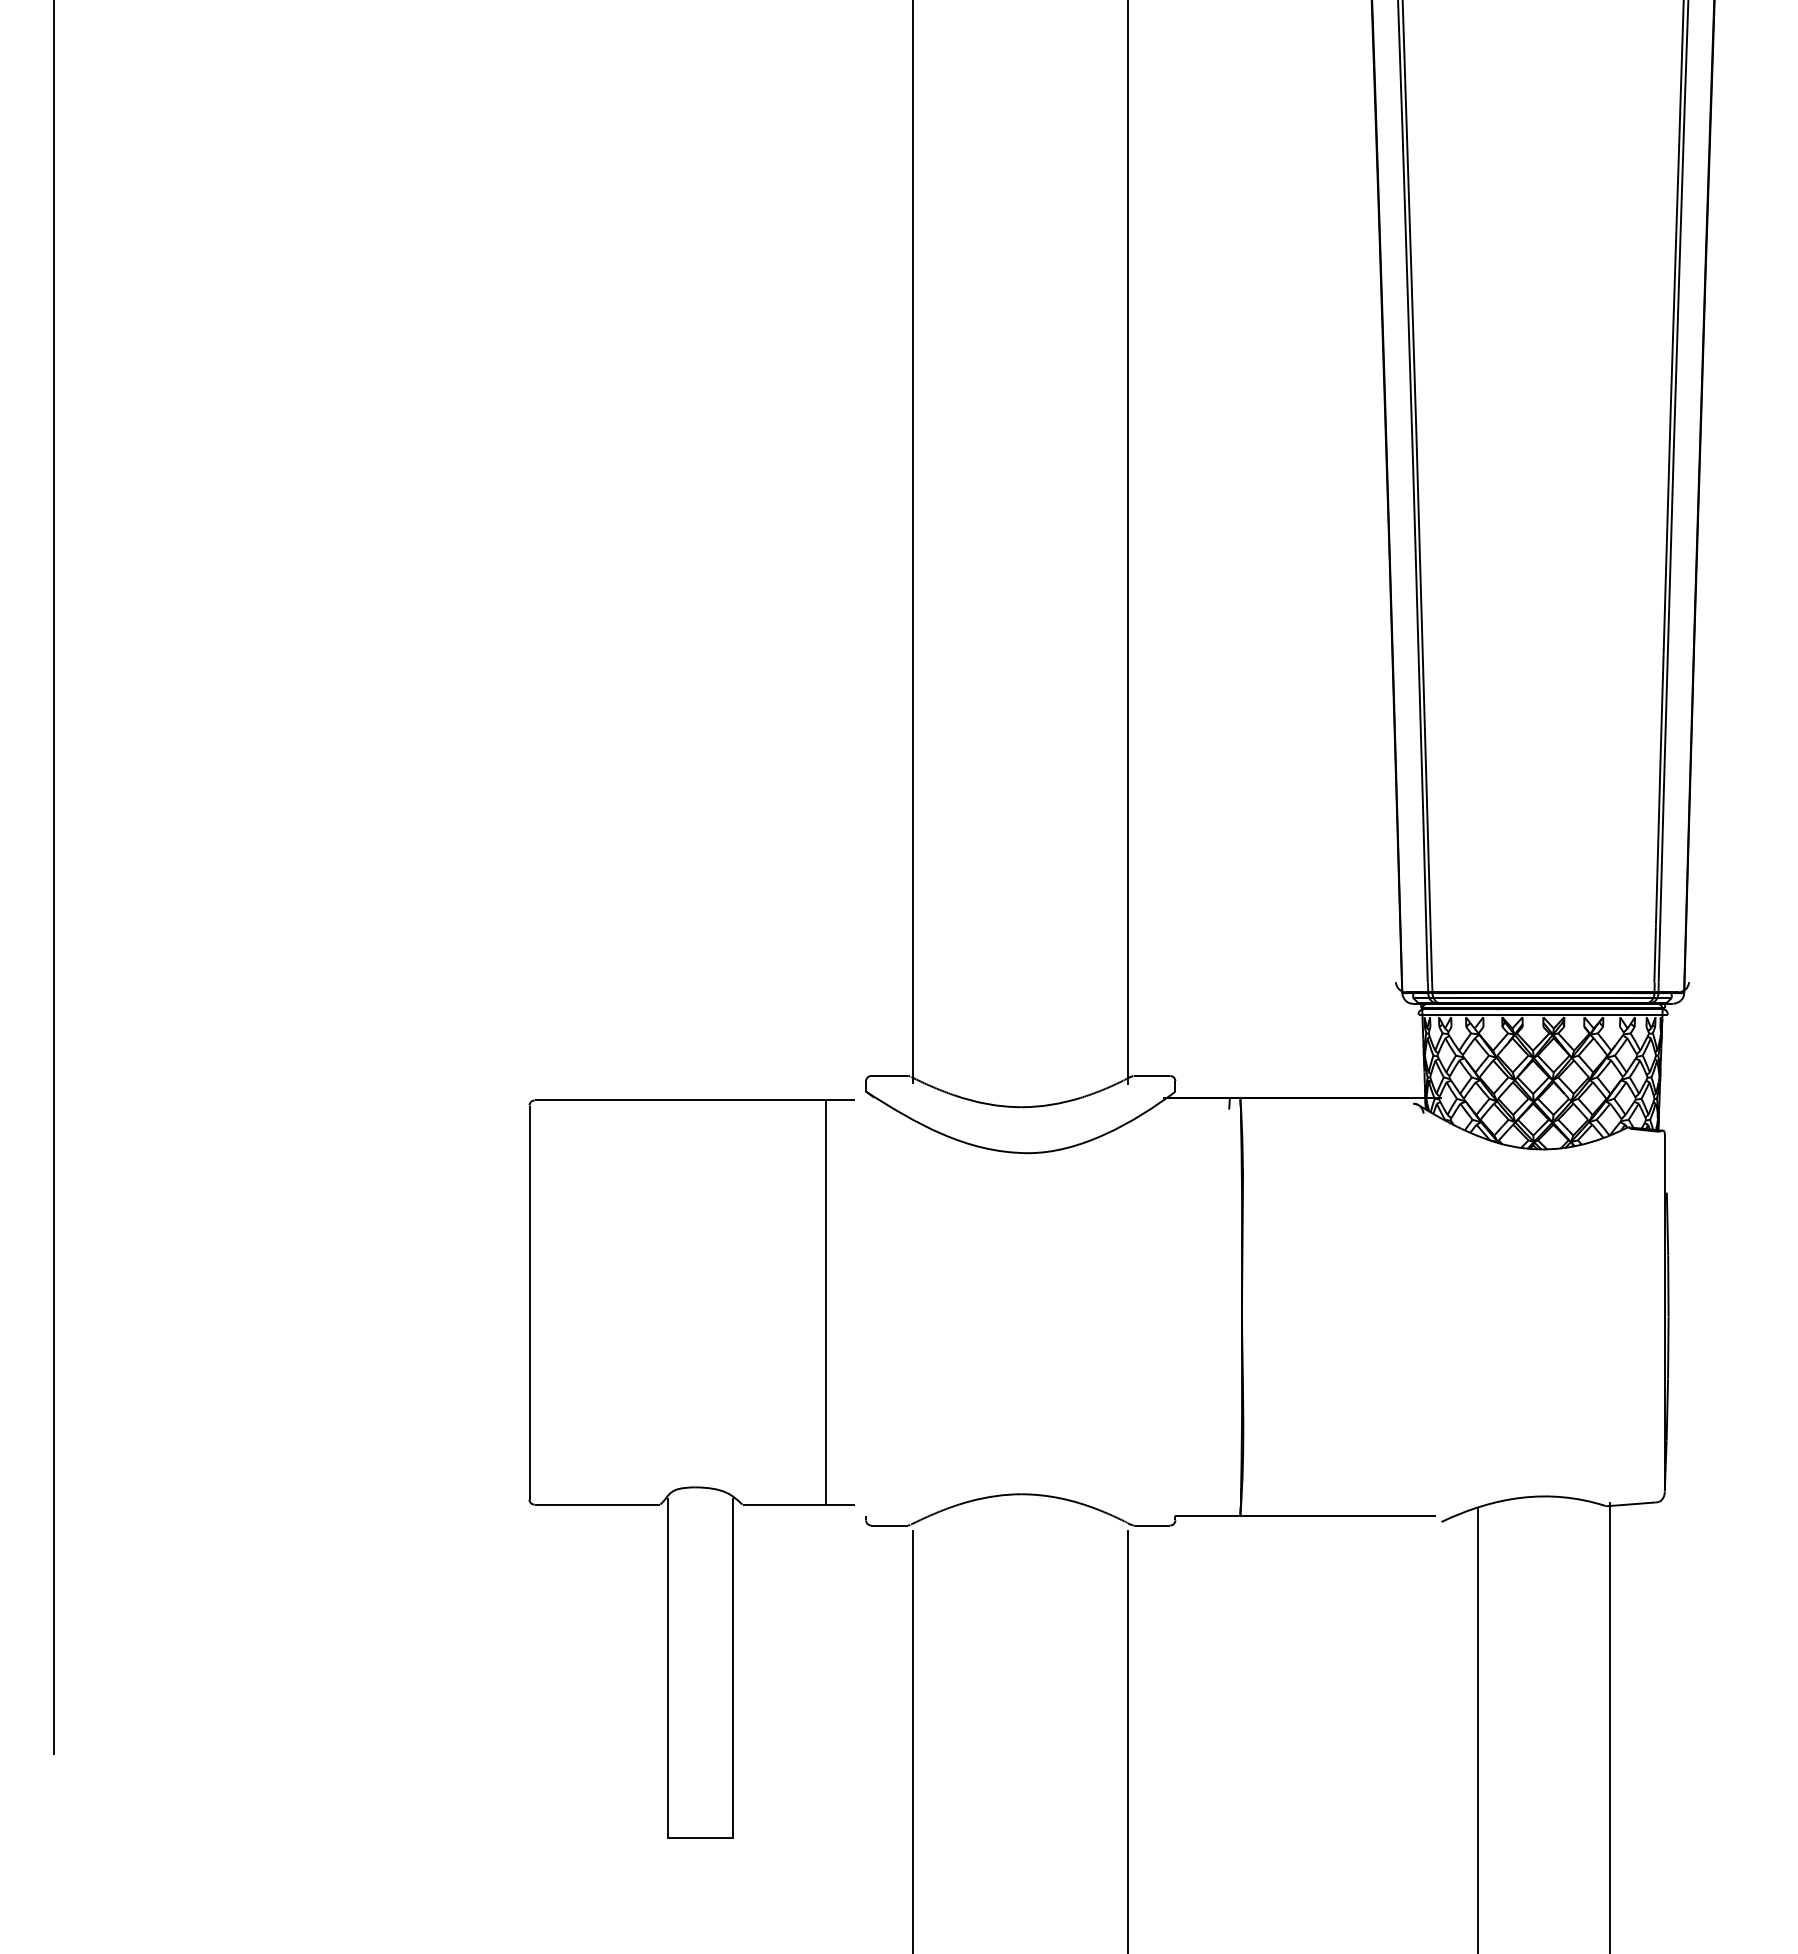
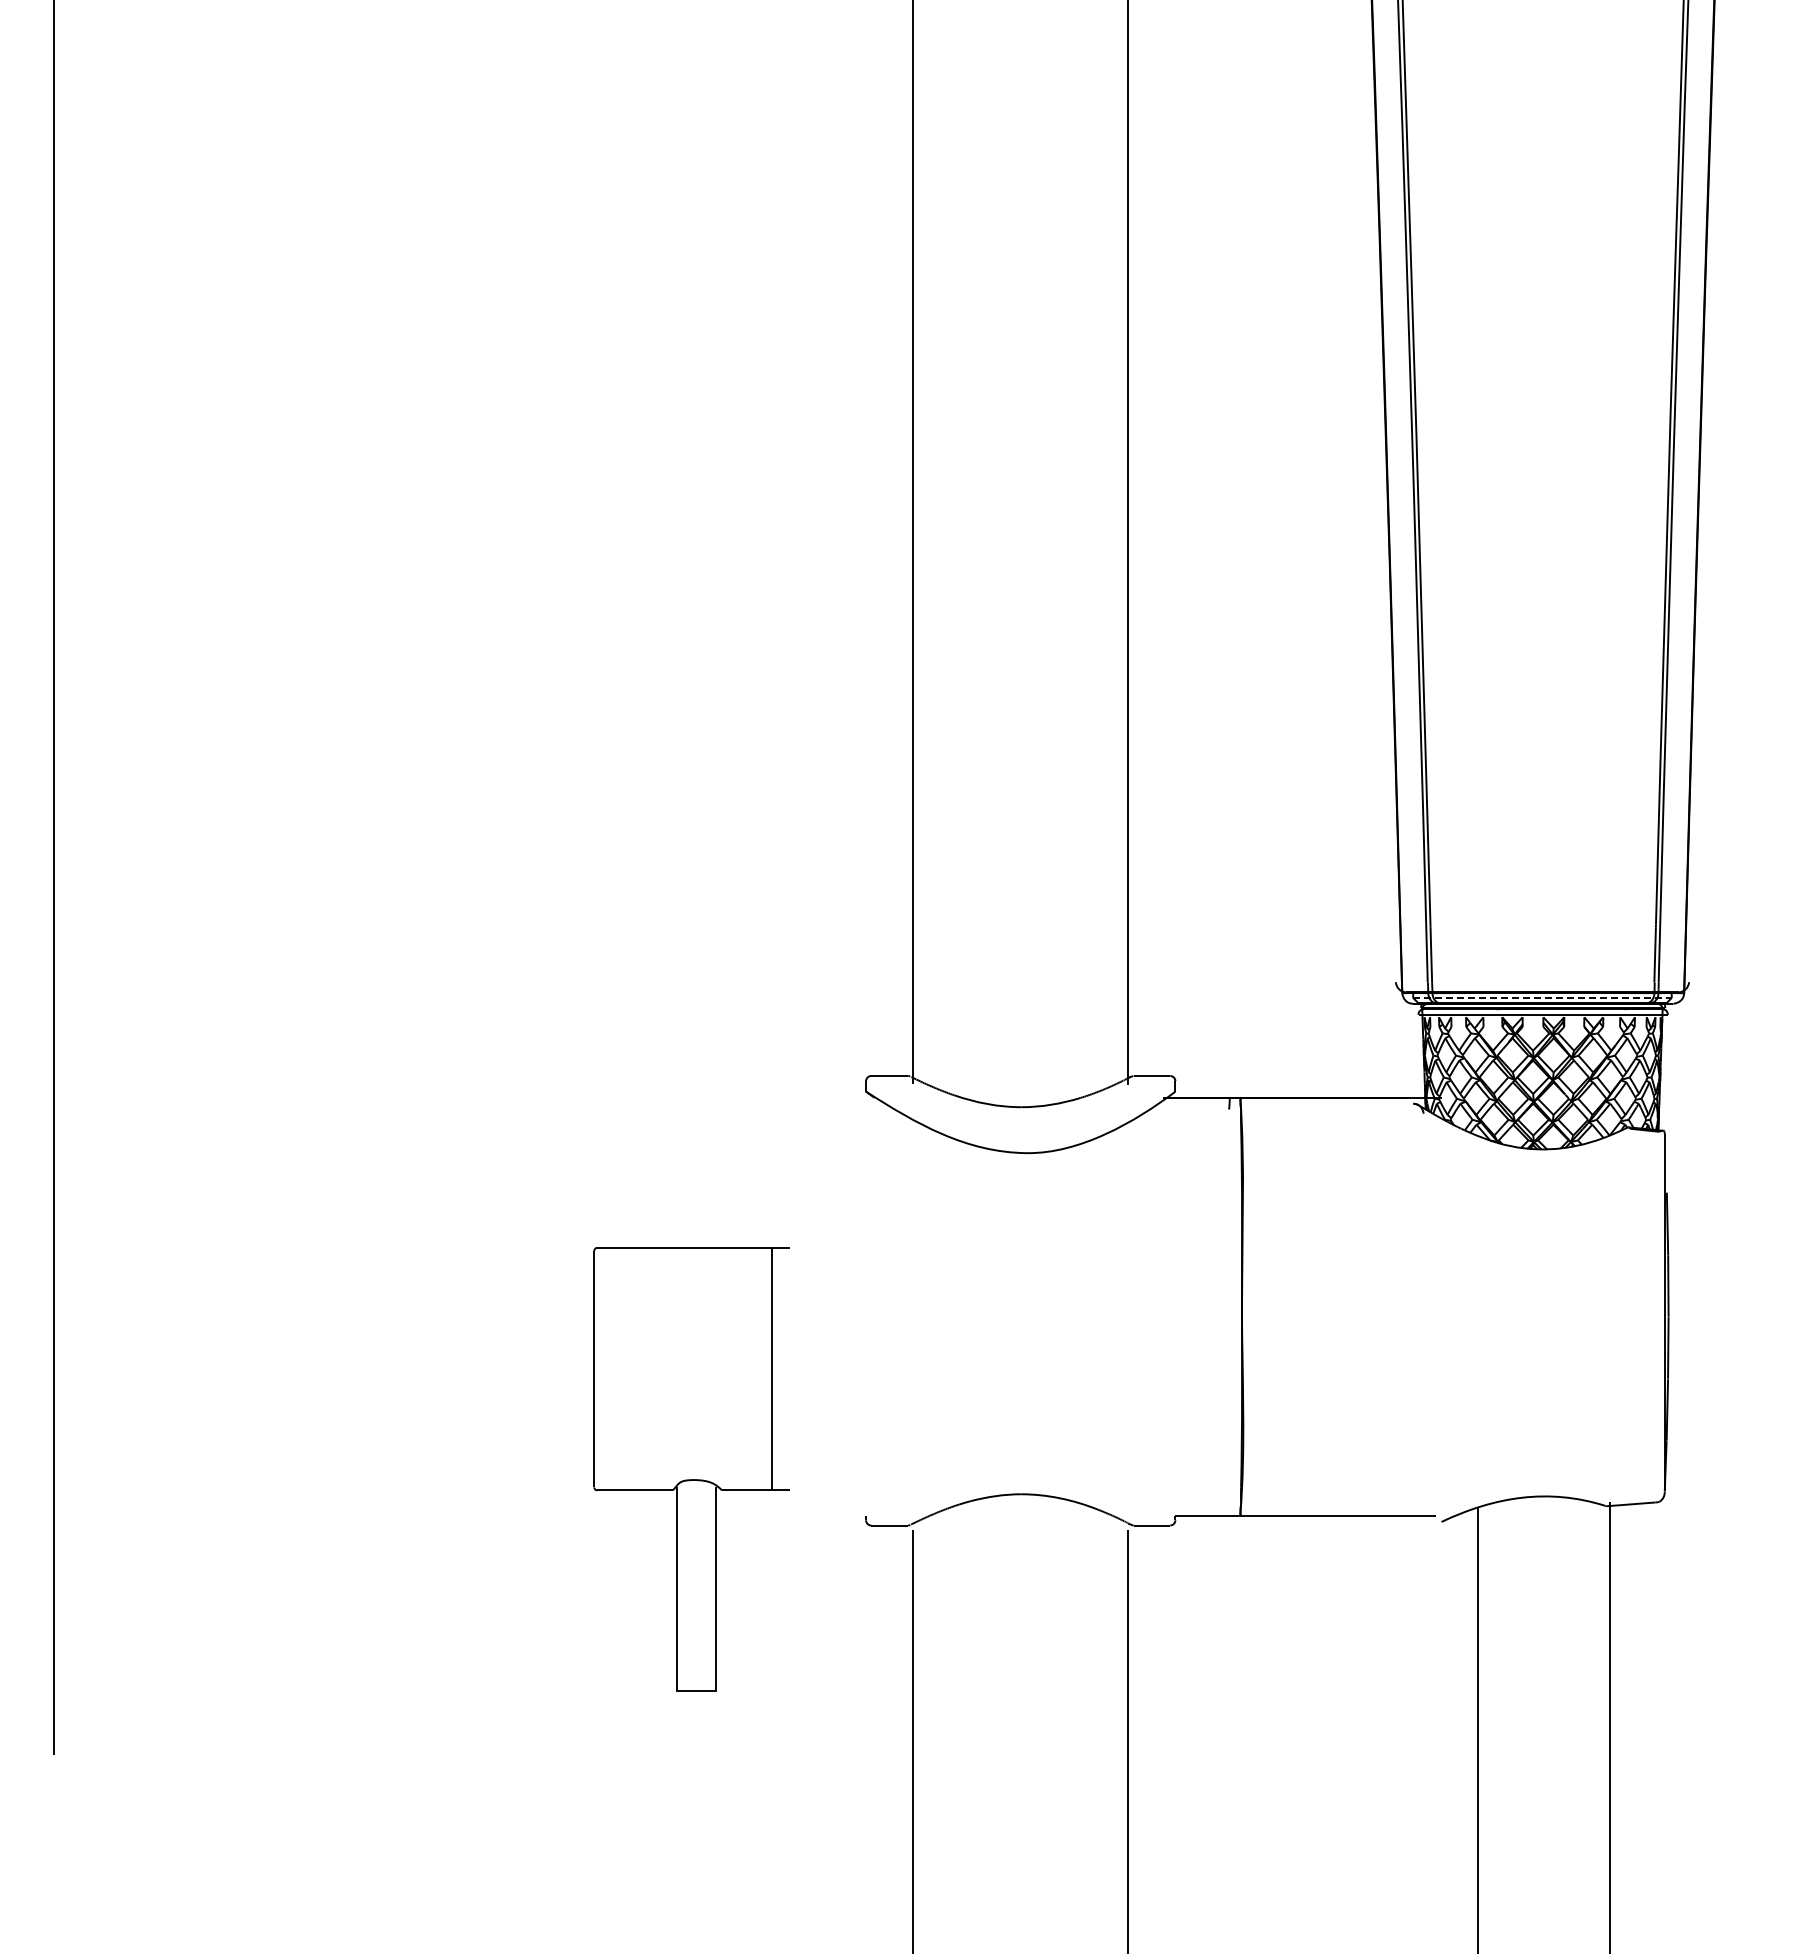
line: solid -> dashed (1542, 997)
part size: 327x740 px -> 197x445 px (691, 1469)
